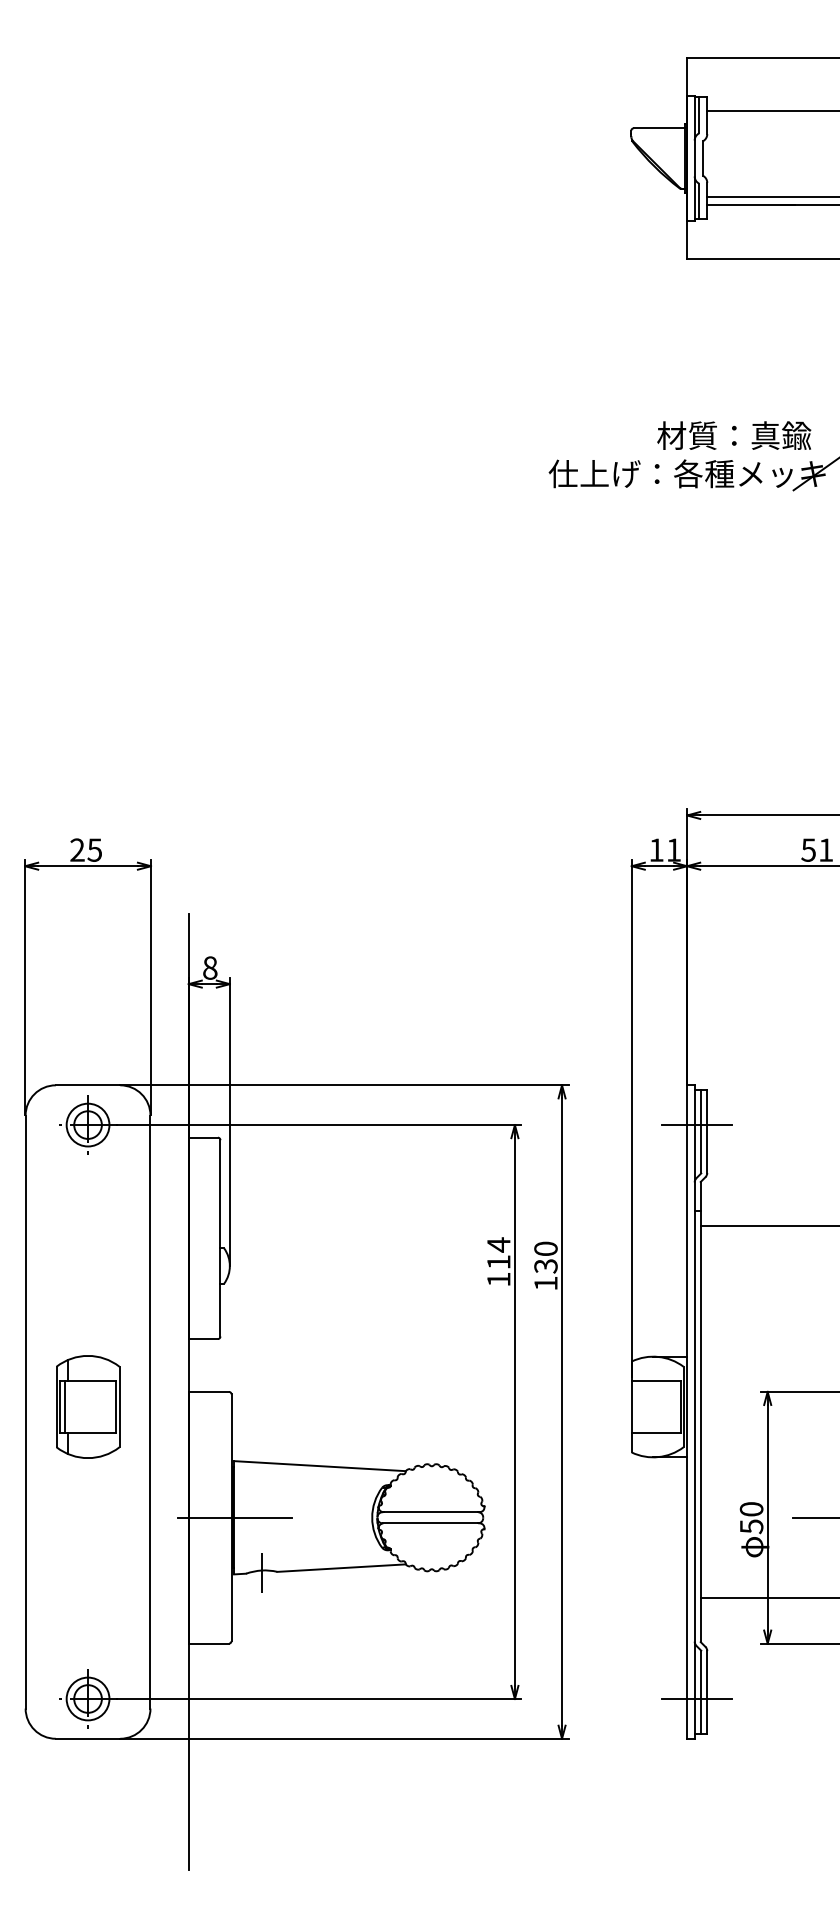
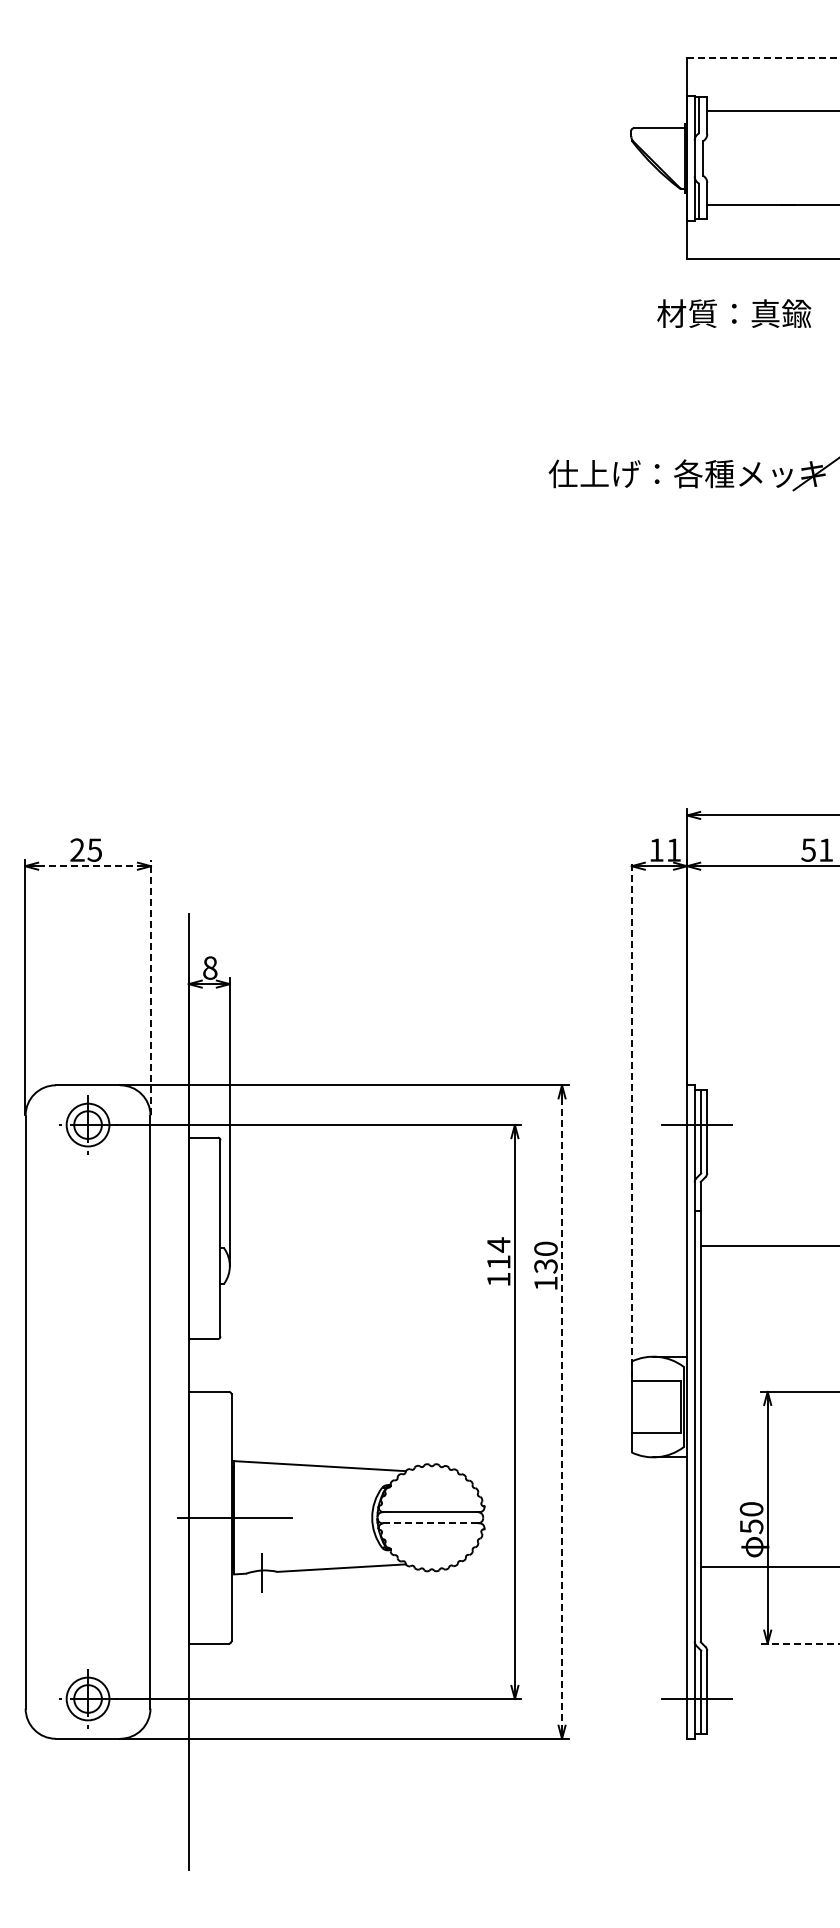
line: solid -> dashed (764, 57)
line: present -> none (771, 197)
text position: (734, 435) -> (734, 313) (734, 313)
line: solid -> dashed (88, 866)
line: solid -> dashed (150, 987)
line: solid -> dashed (631, 1118)
line position: (768, 1225) -> (768, 1245) (768, 1245)
part: present -> none (88, 1406)
line: solid -> dashed (562, 1412)
line: present -> none (814, 1517)
line: solid -> dashed (430, 1523)
line position: (768, 1598) -> (768, 1567) (768, 1567)
line: solid -> dashed (800, 1643)
